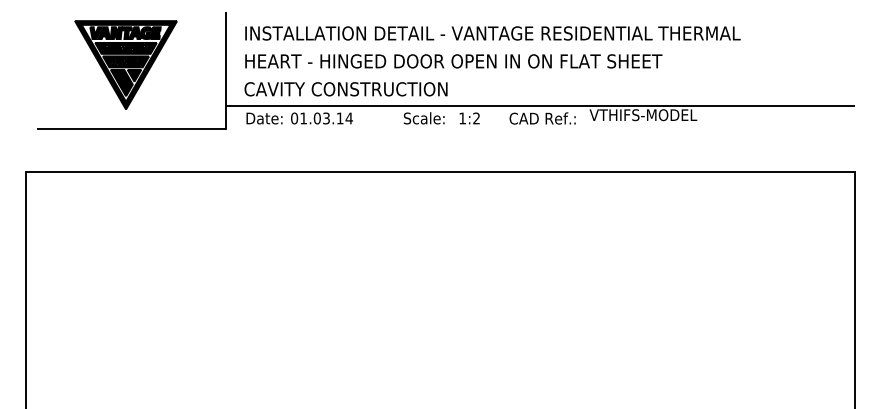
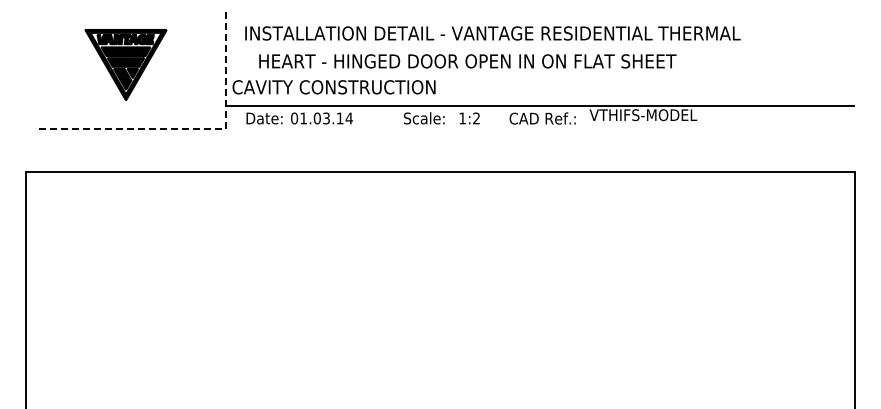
text position: (453, 61) -> (467, 61) (467, 61)
part size: 104x90 px -> 84x72 px (125, 64)
text position: (345, 89) -> (333, 87) (333, 87)
line: solid -> dashed (190, 128)
